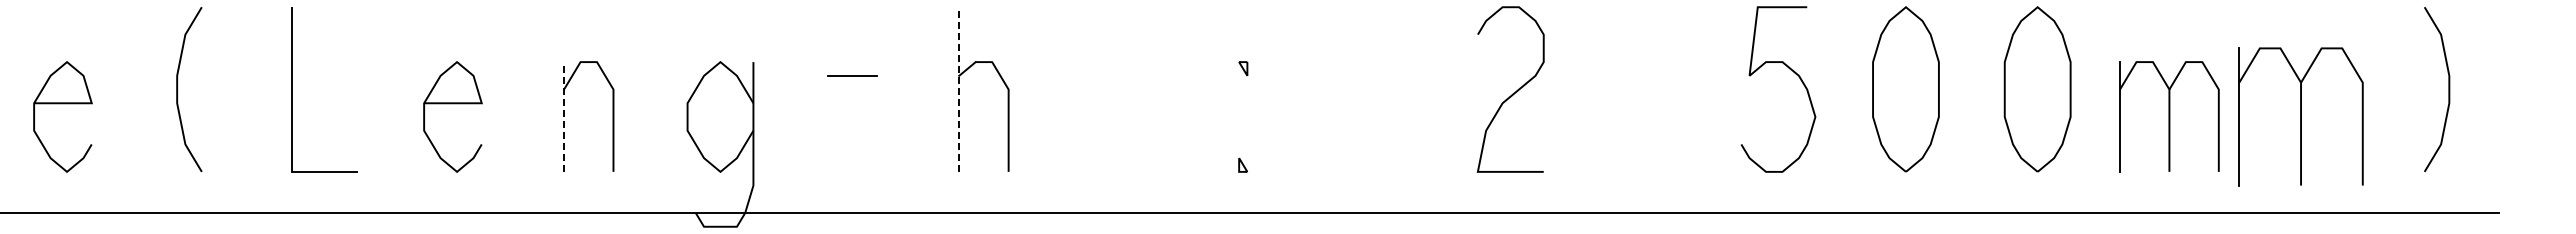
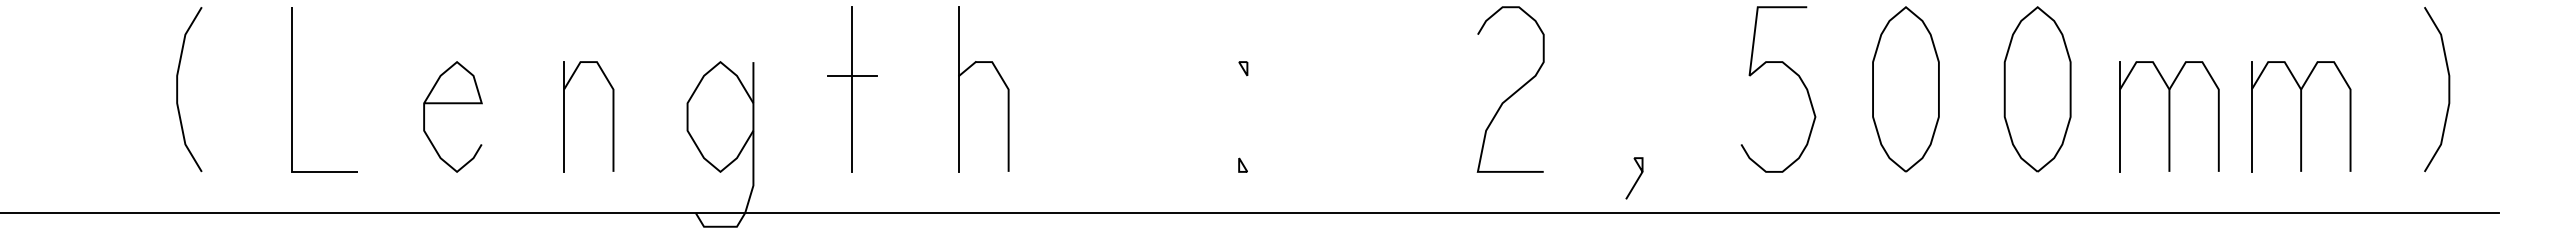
line: none -> present (852, 89)
line: dashed -> solid (959, 89)
curve: present -> none (62, 104)
line: dashed -> solid (564, 116)
part size: 126x140 px -> 101x112 px (2301, 116)
line: none -> present (1636, 179)
